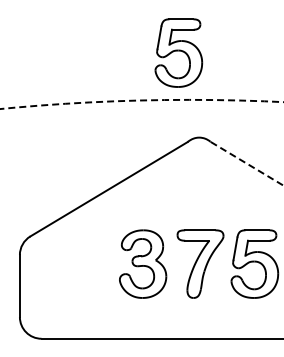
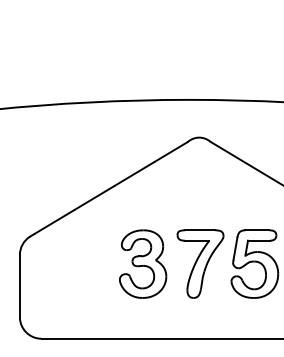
part: present -> none (178, 52)
circle: dashed -> solid (141, 104)
line: dashed -> solid (247, 164)
